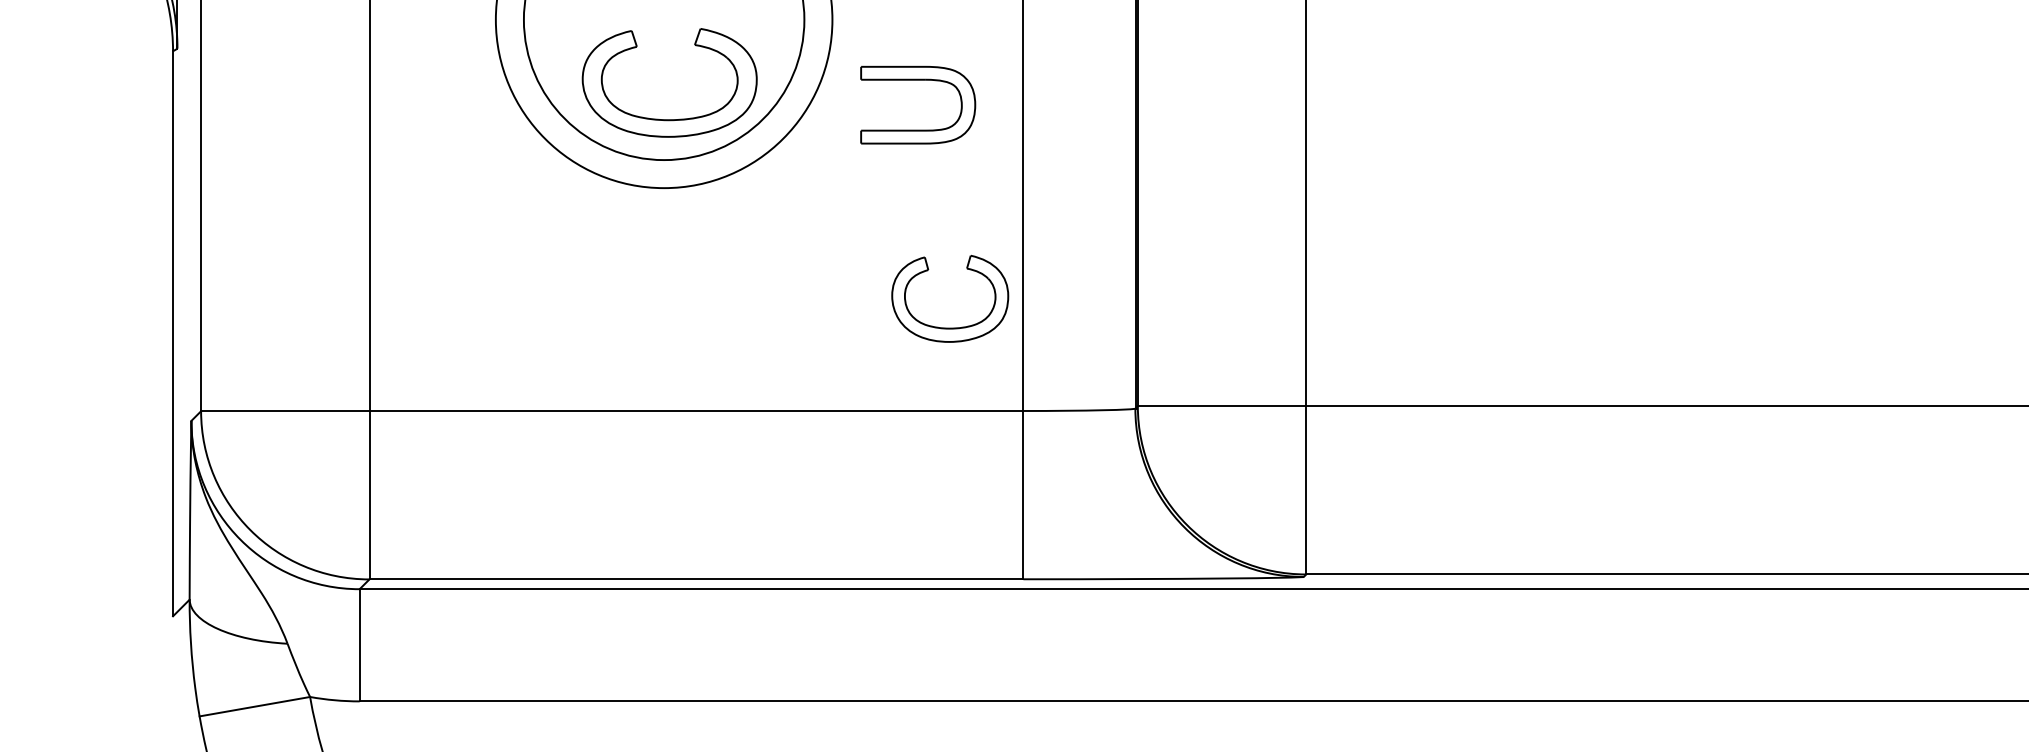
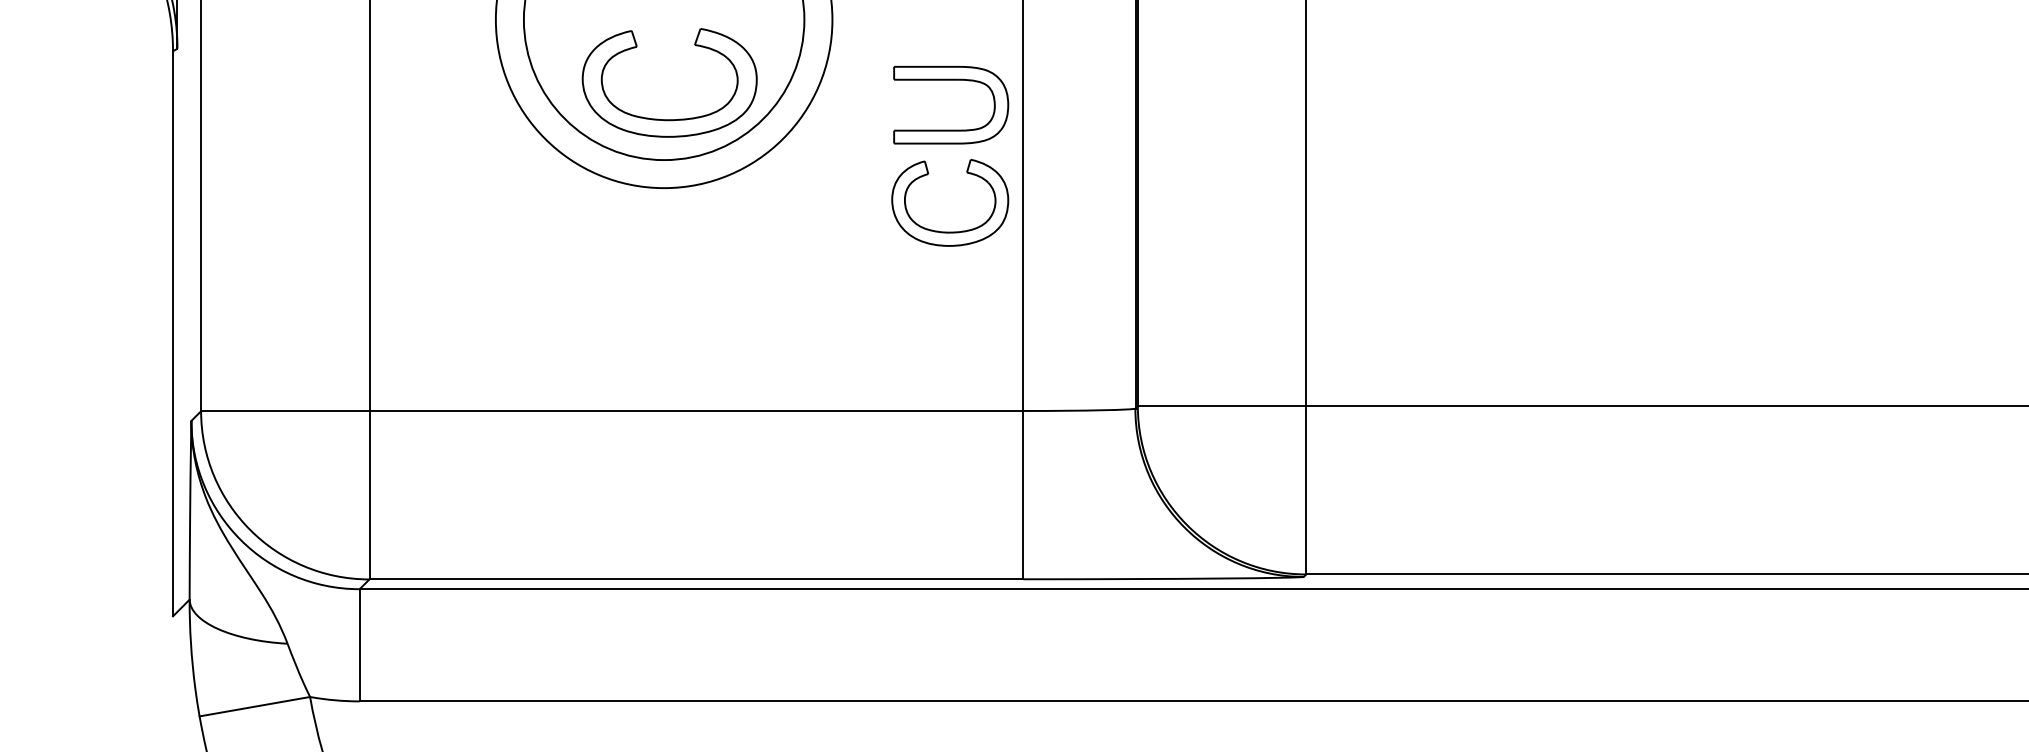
part position: (918, 80) -> (951, 80) (951, 80)
part position: (950, 327) -> (950, 231) (950, 231)
